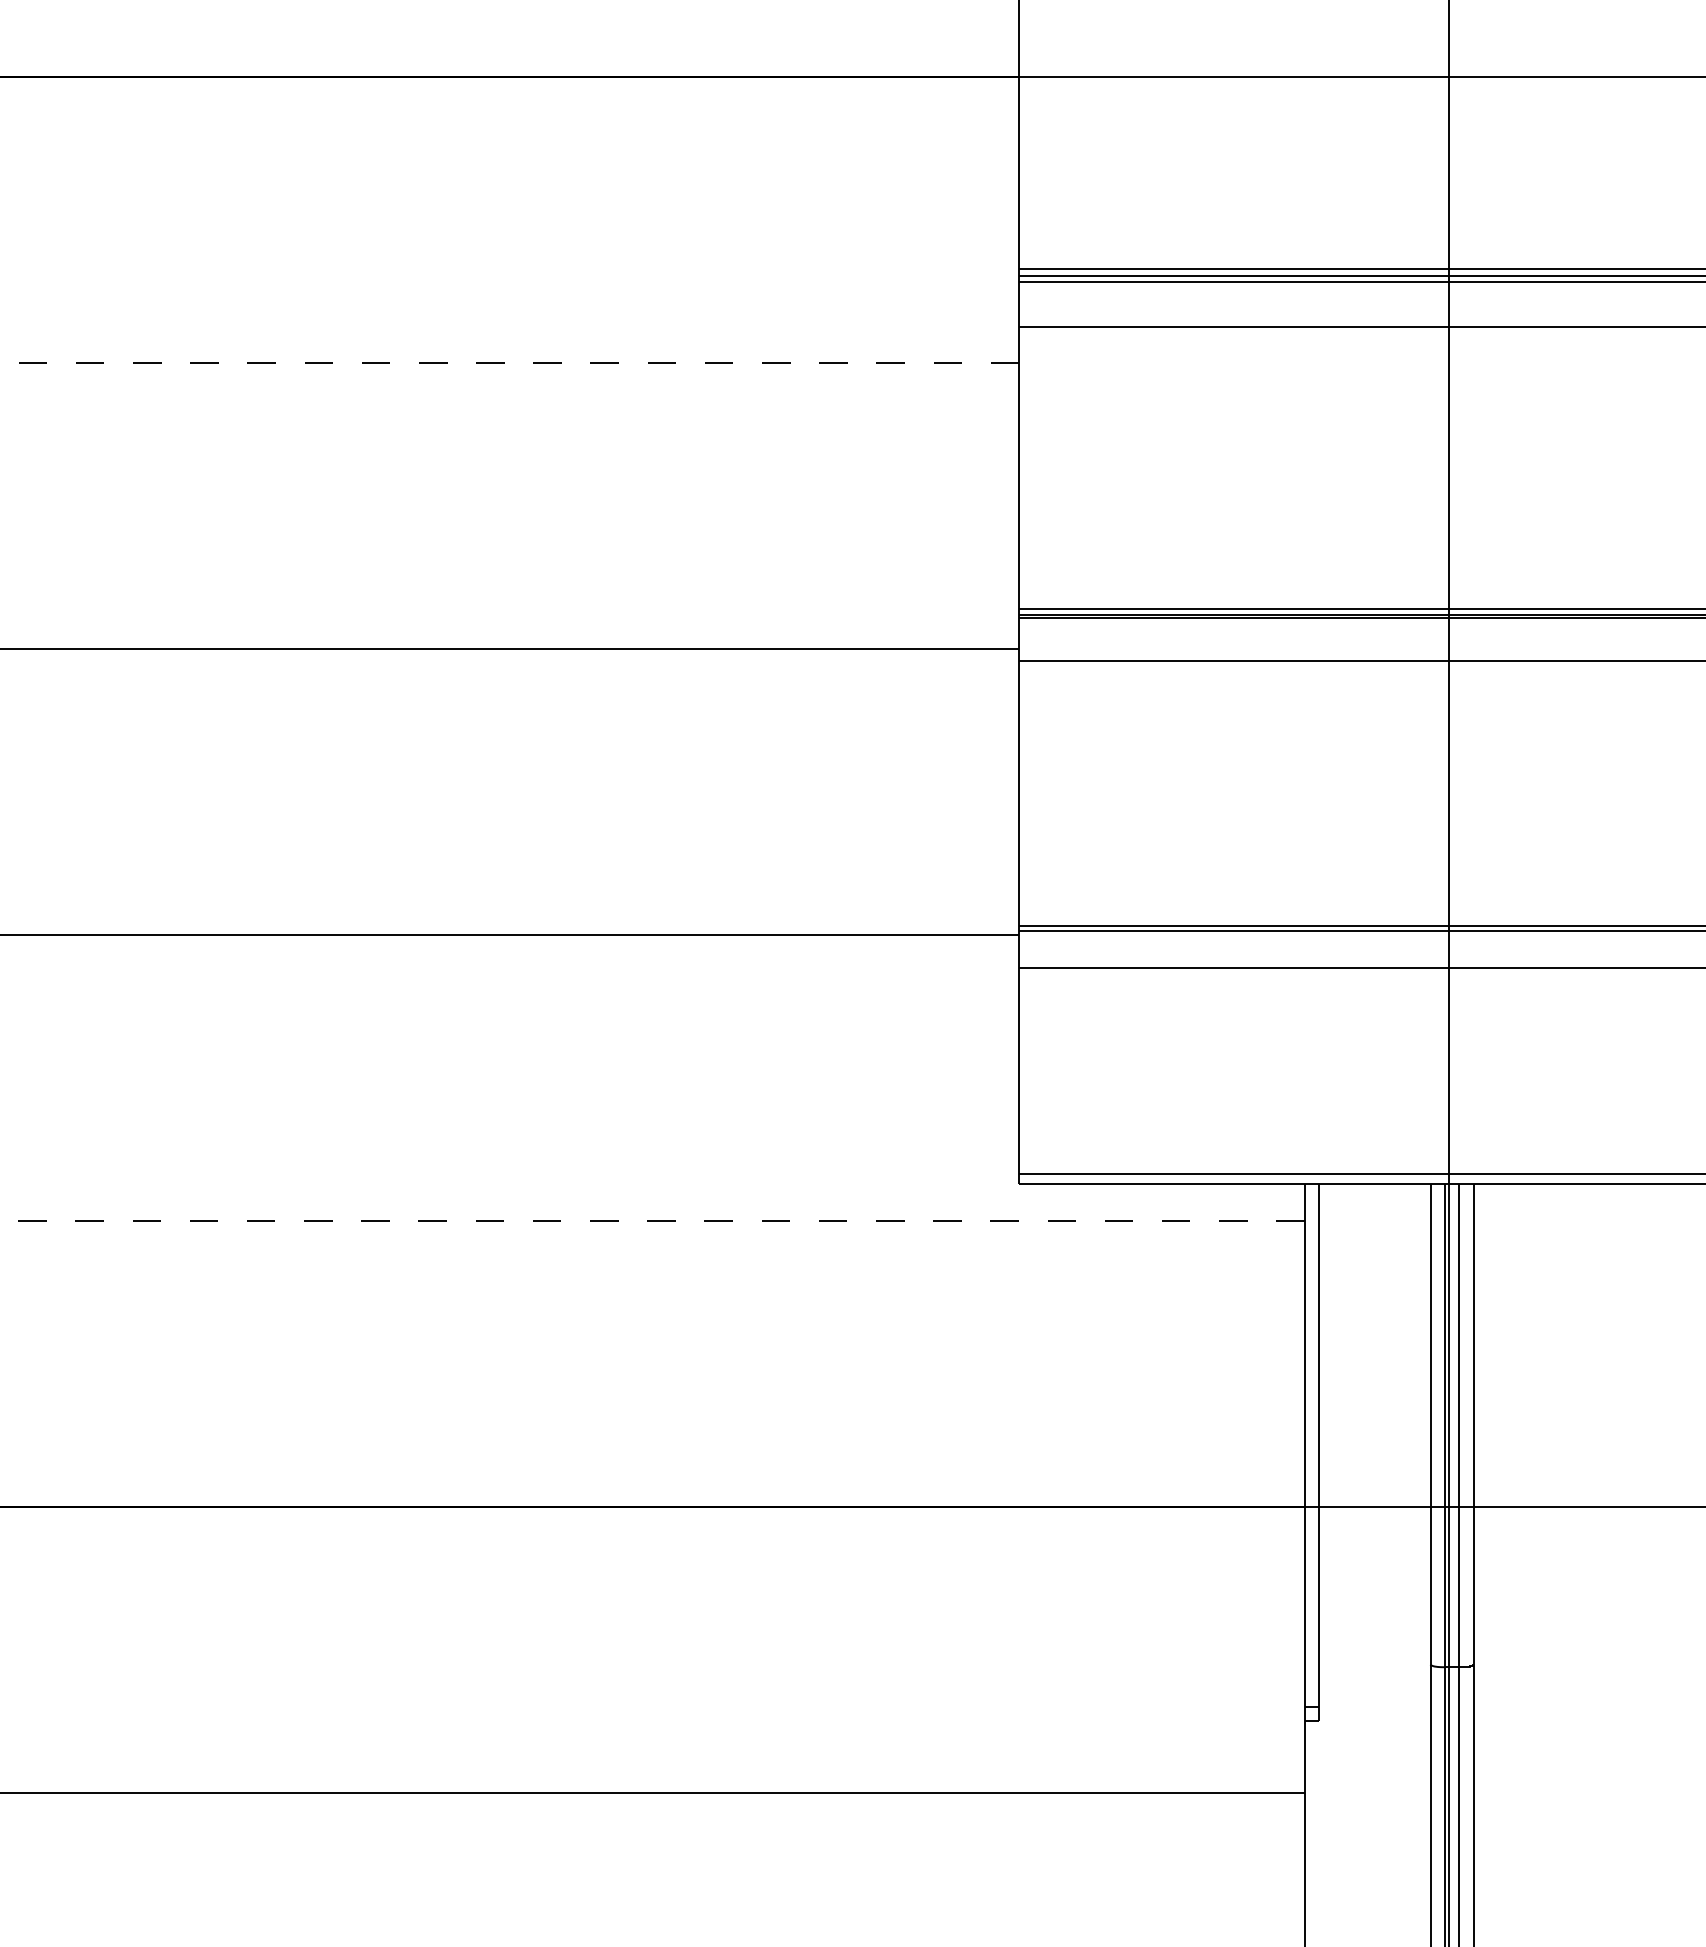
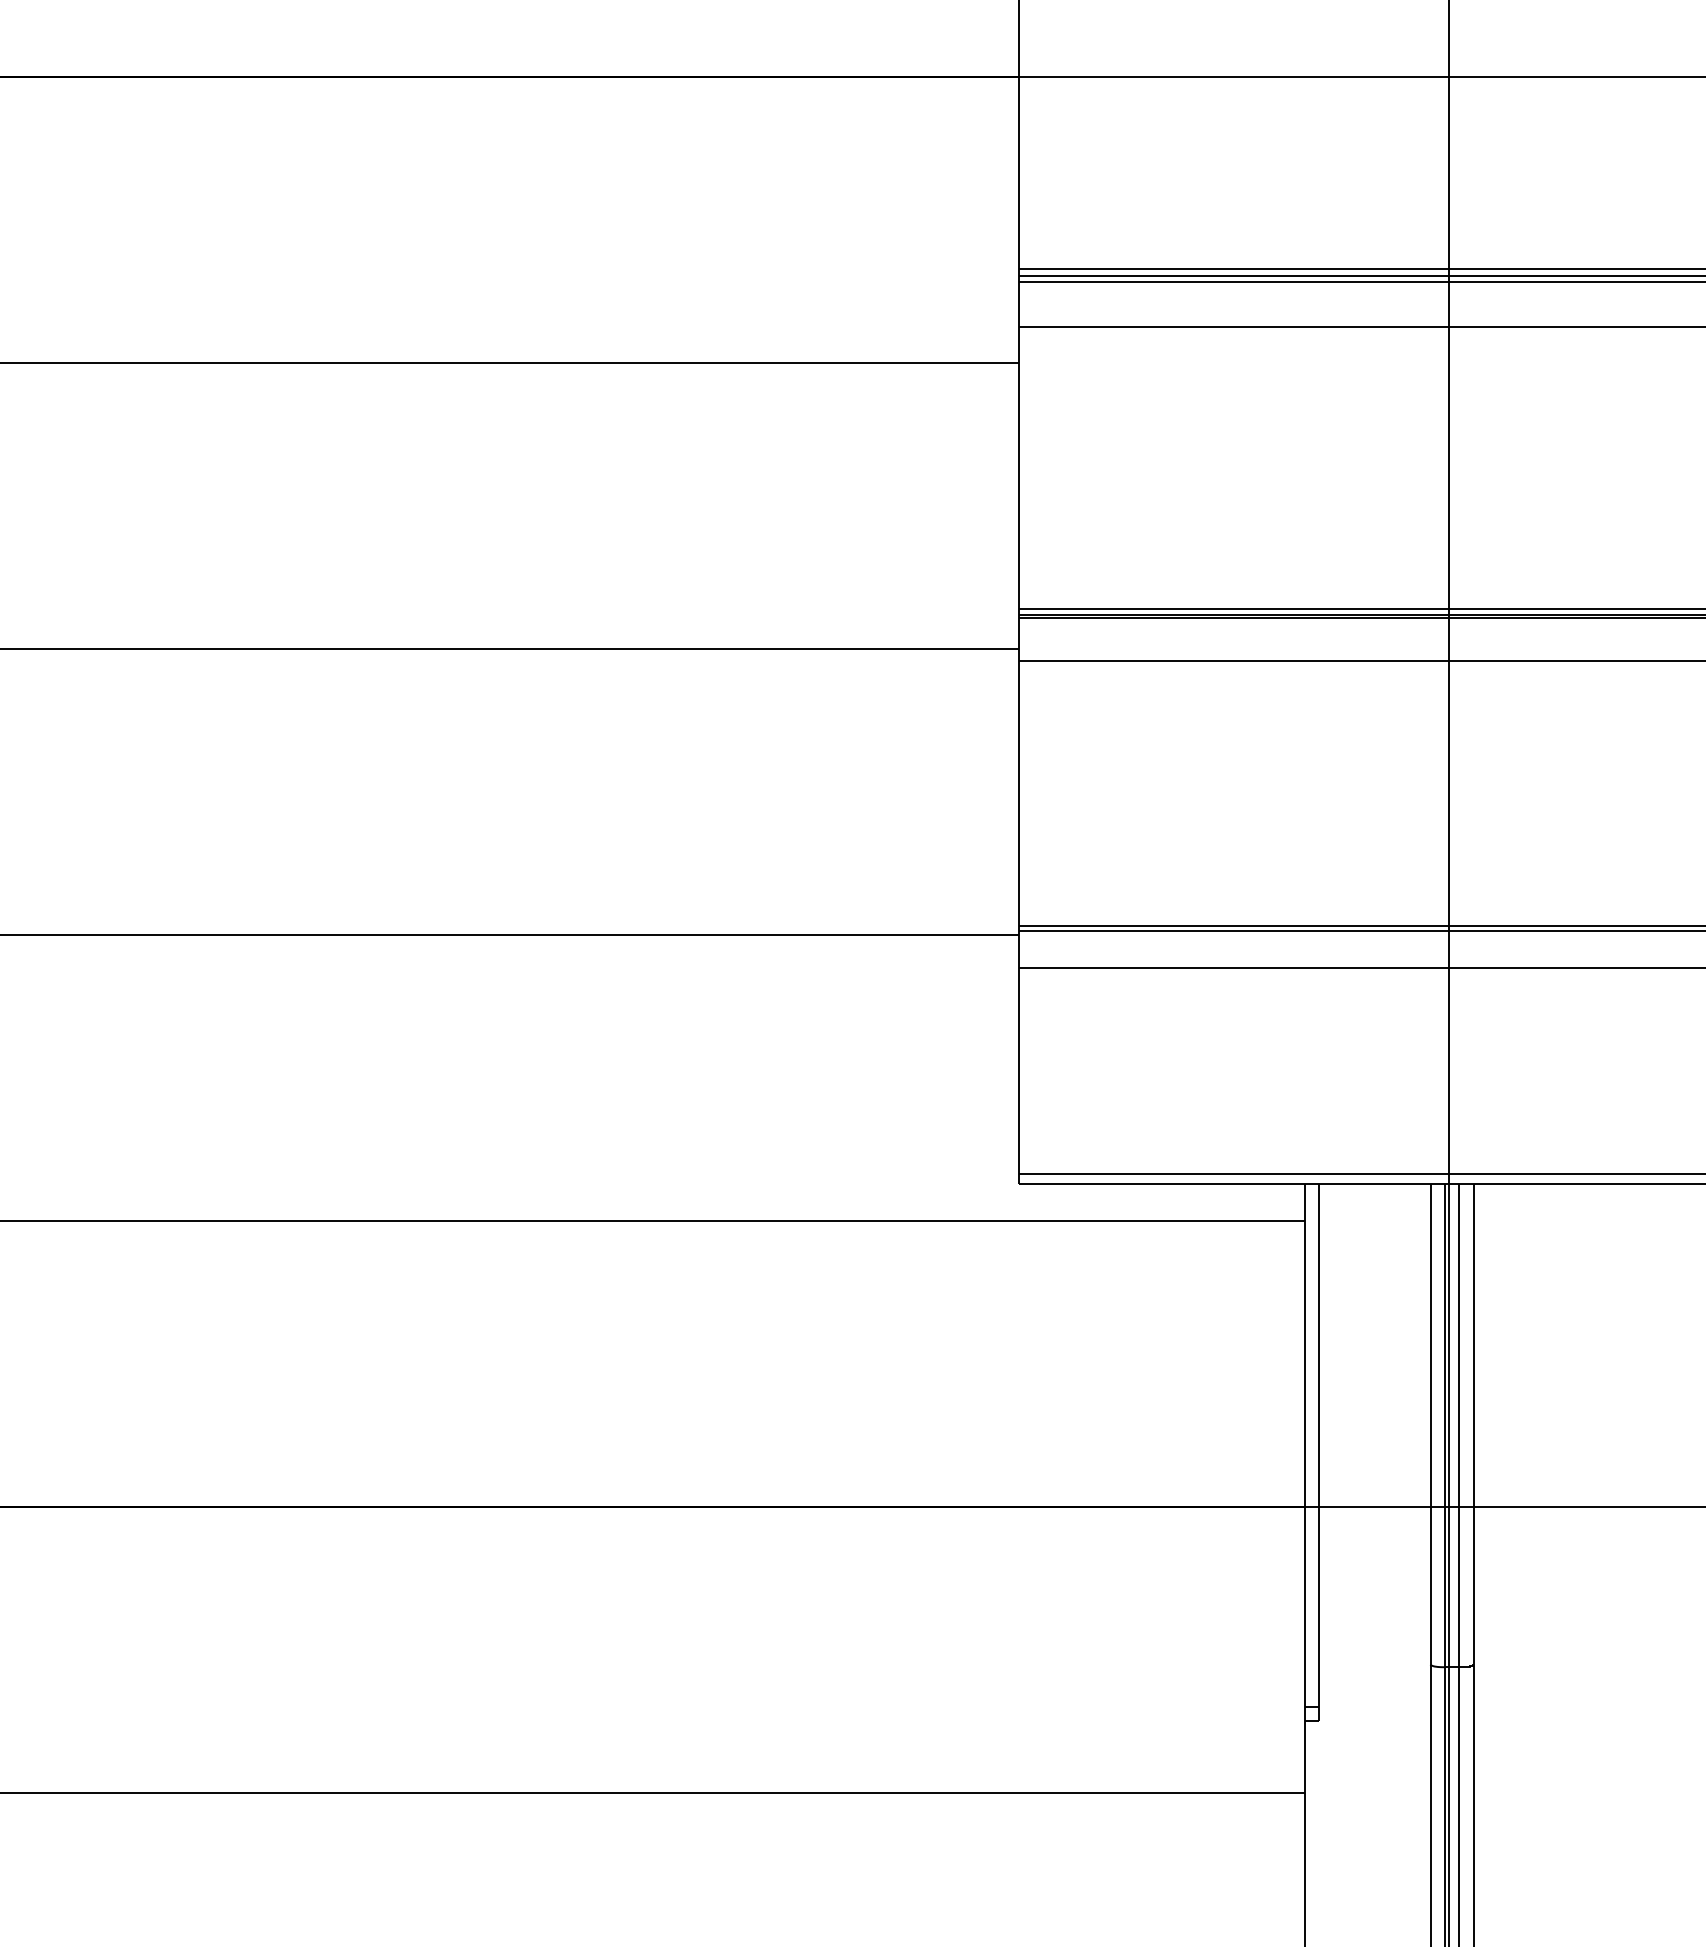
line: dashed -> solid (509, 362)
line: dashed -> solid (651, 1220)
